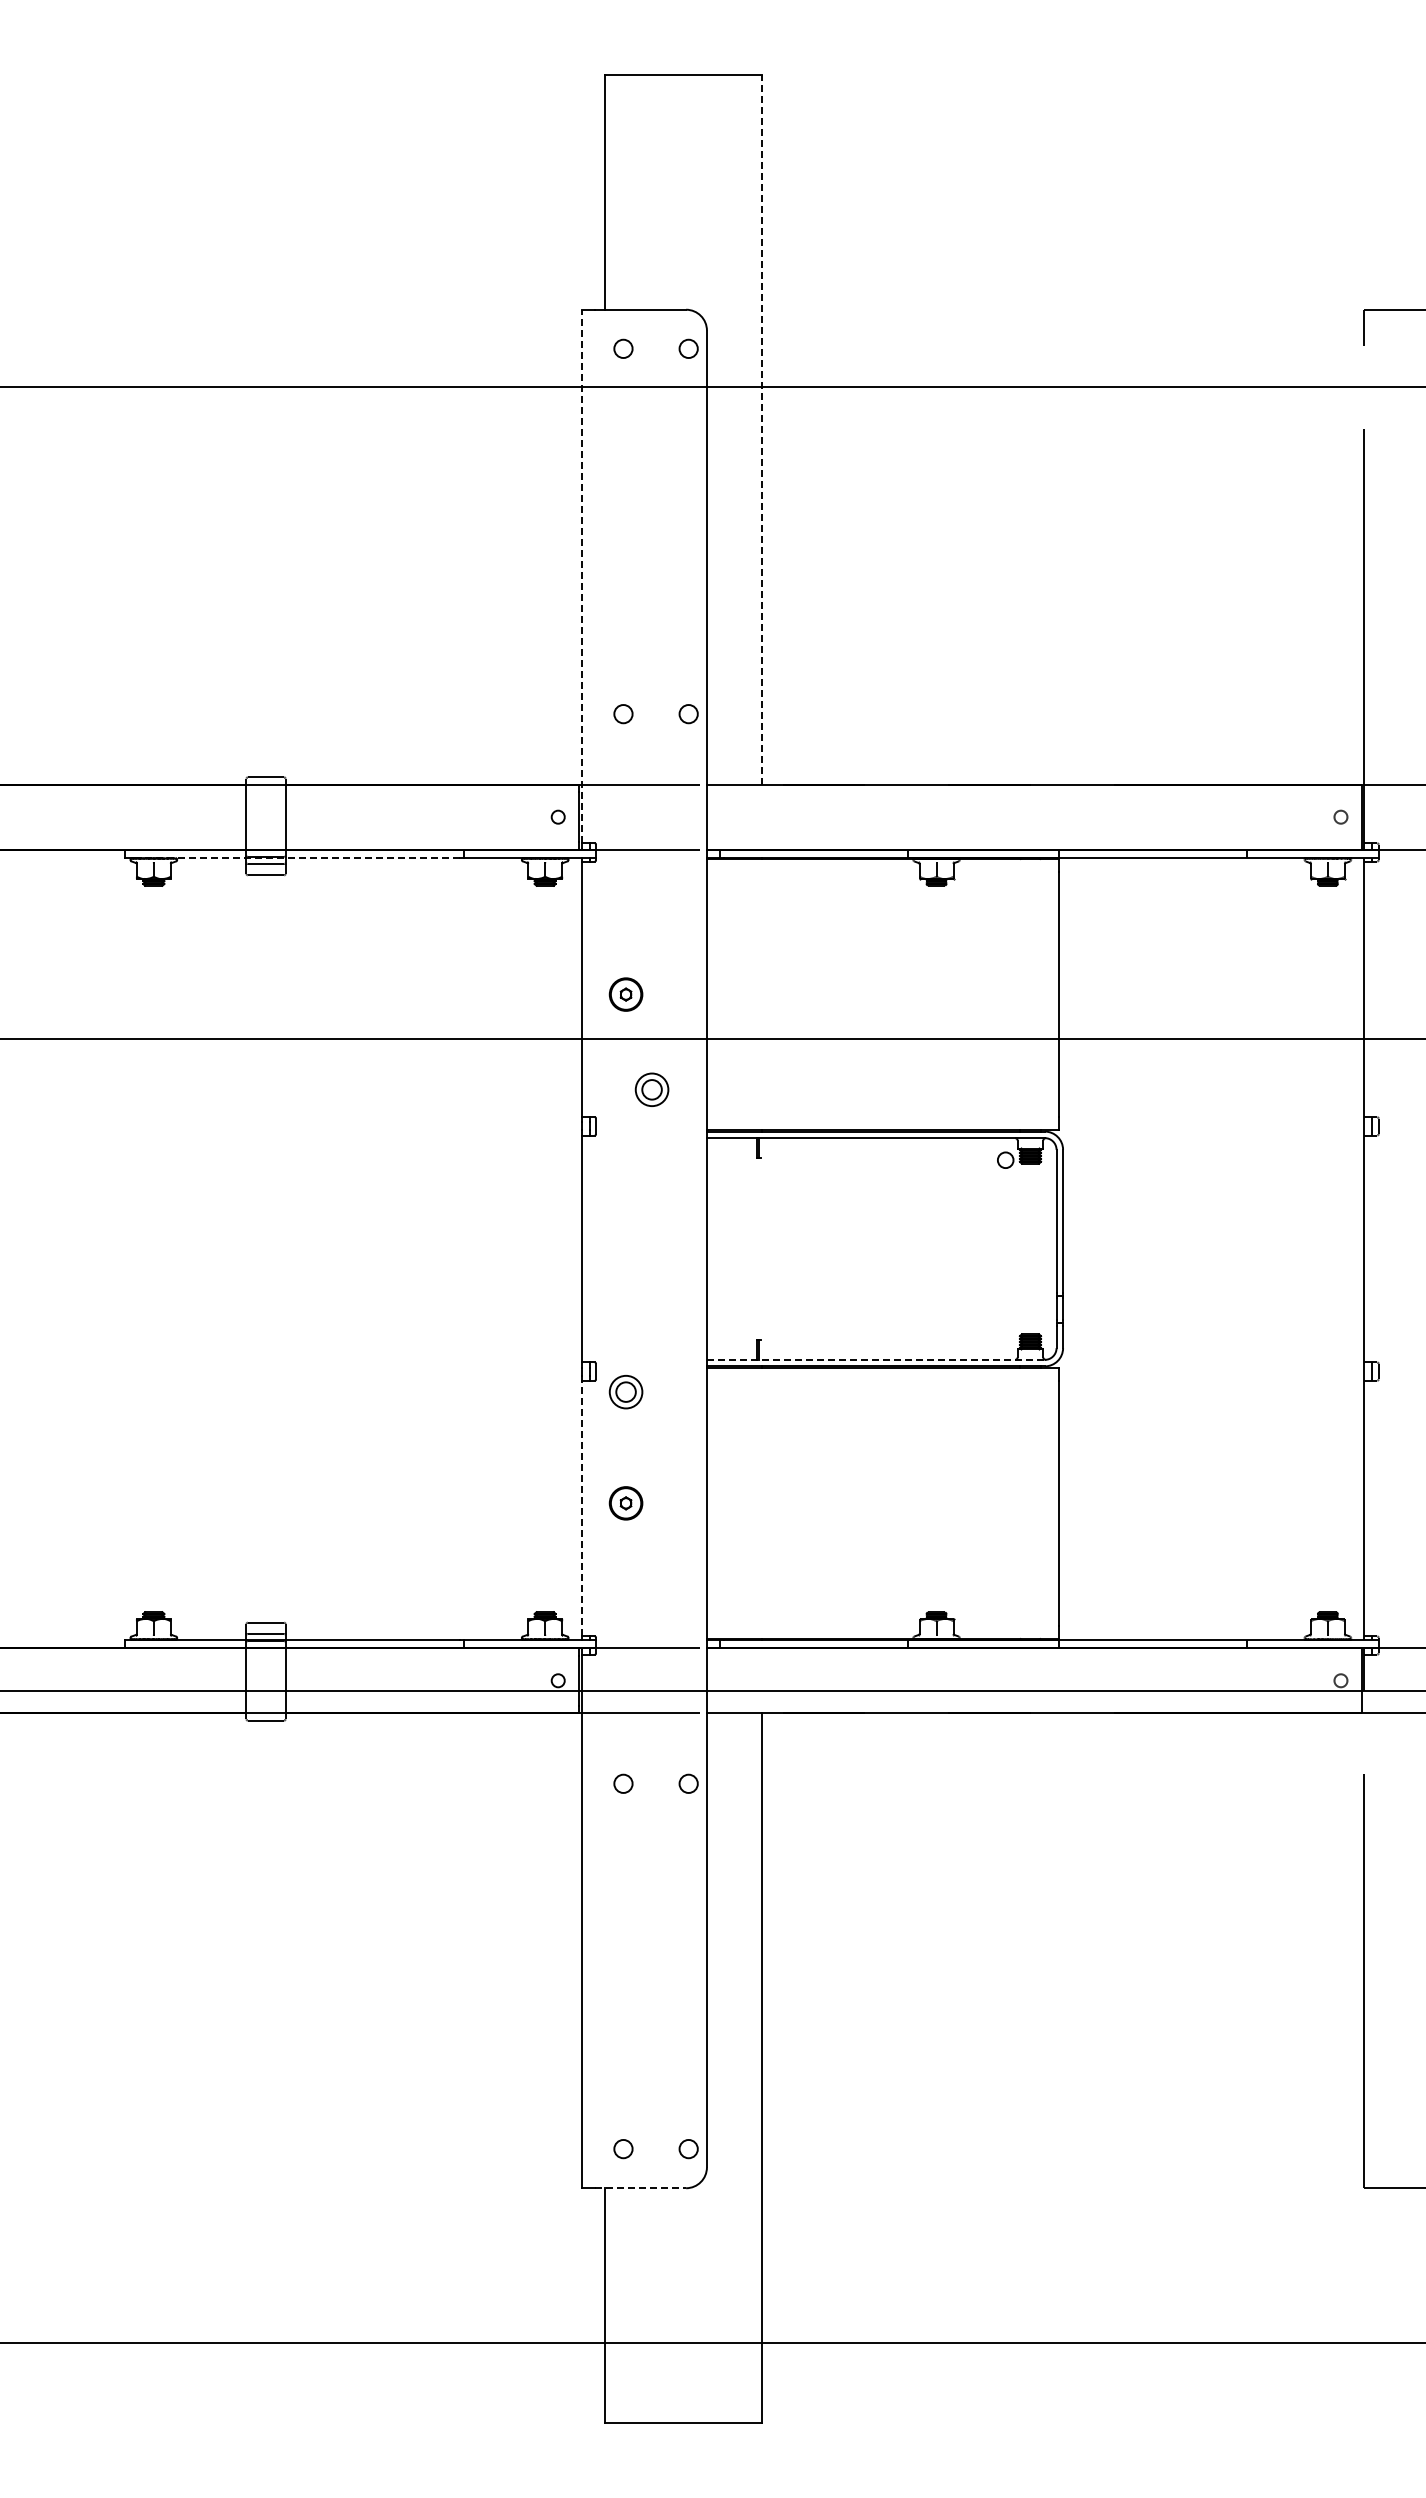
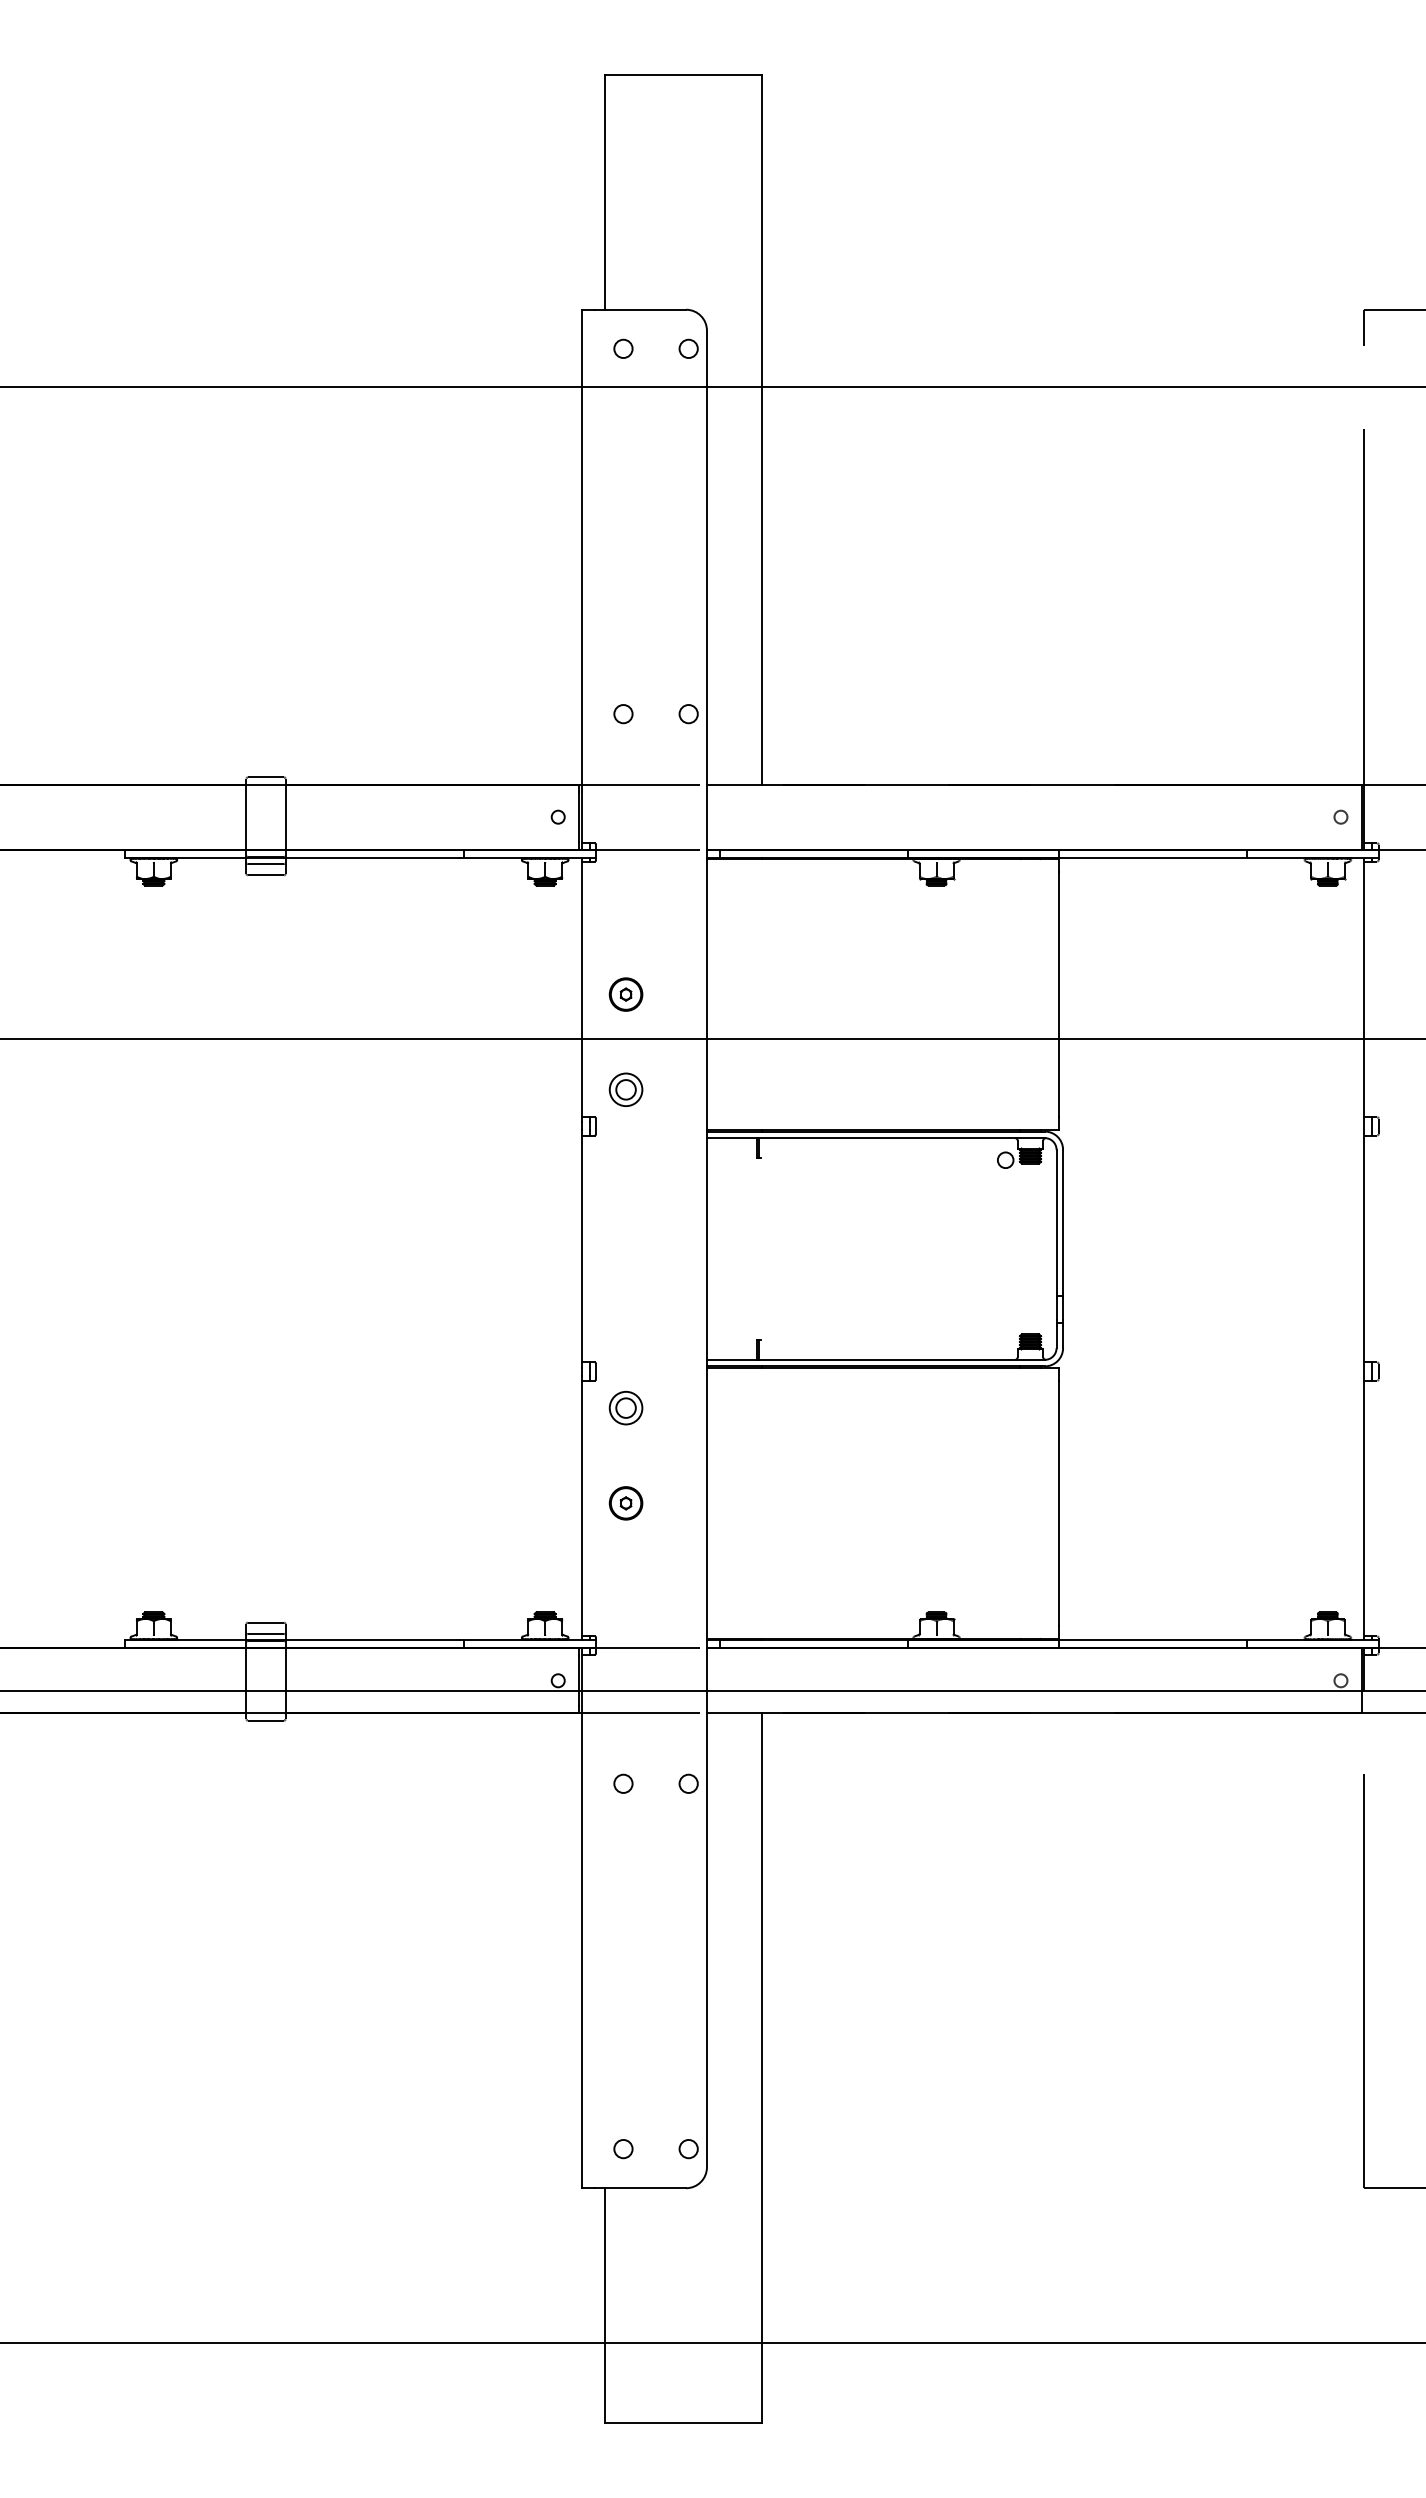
line: dashed -> solid (761, 429)
line: dashed -> solid (581, 576)
line: dashed -> solid (300, 858)
part position: (651, 1089) -> (625, 1089) (625, 1089)
line: dashed -> solid (875, 1359)
part position: (625, 1392) -> (625, 1408) (625, 1408)
line: dashed -> solid (581, 1508)
line: dashed -> solid (640, 2188)
